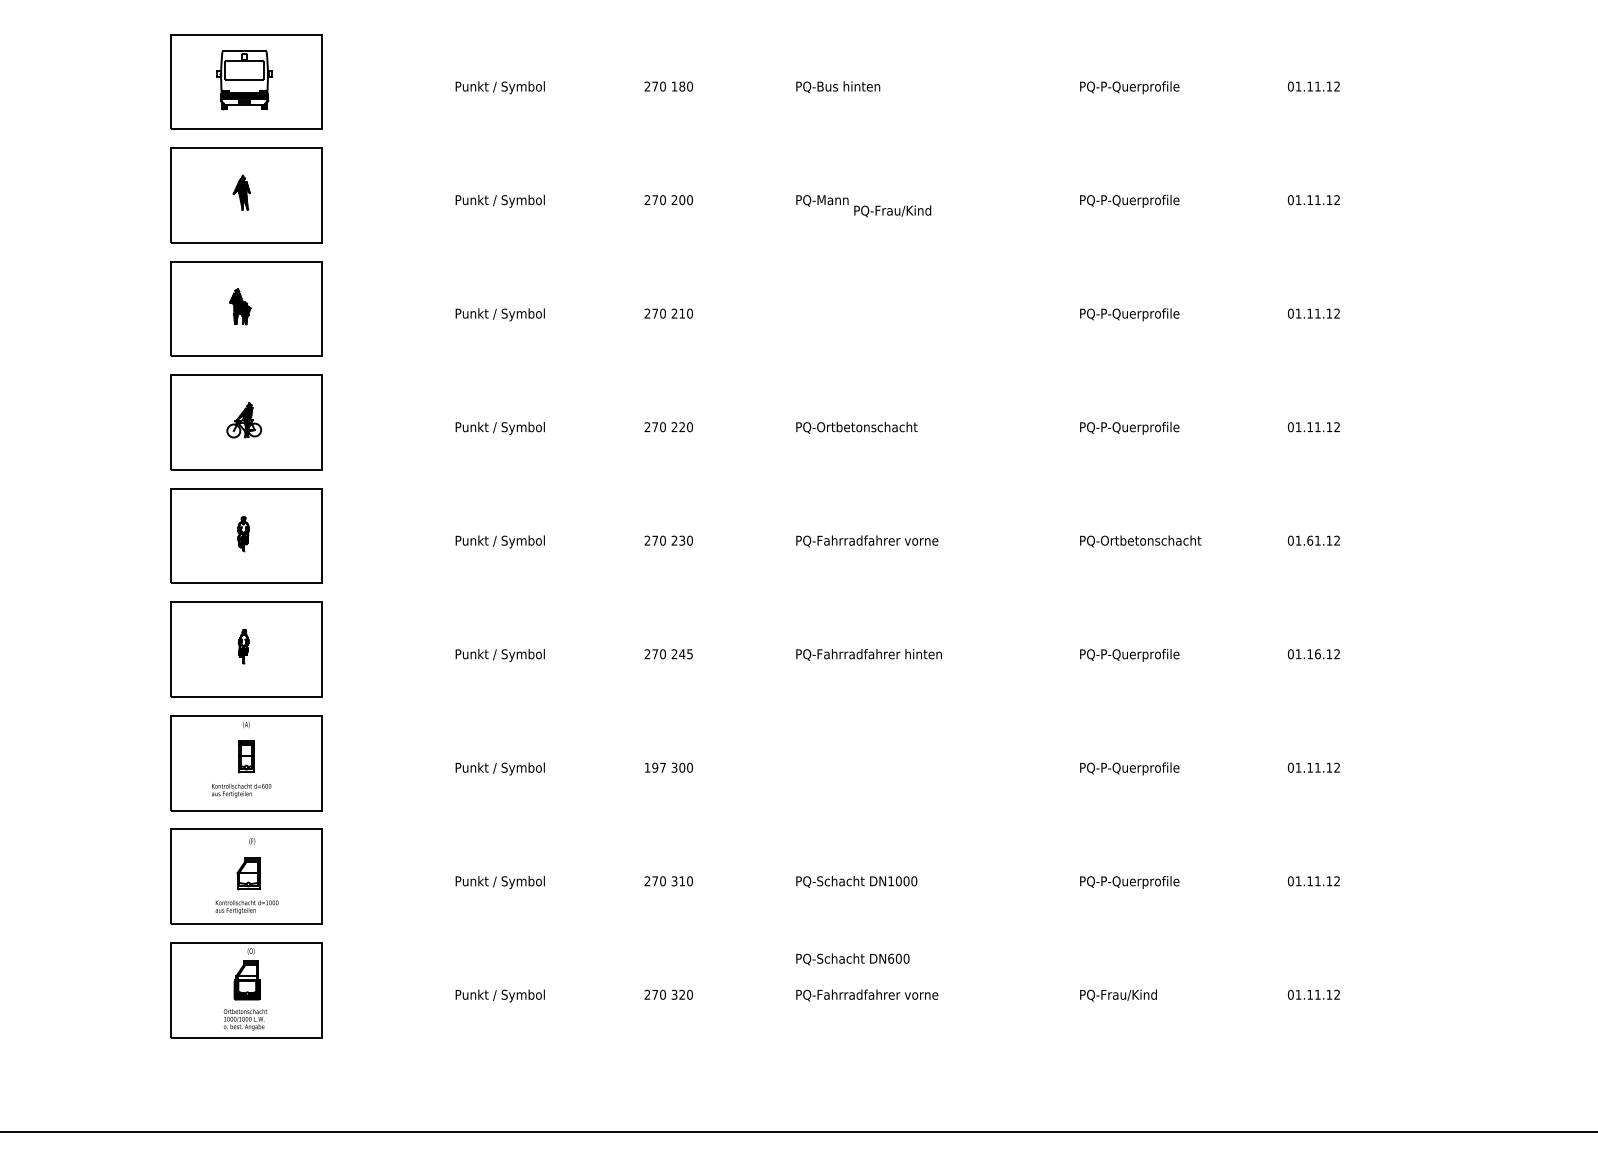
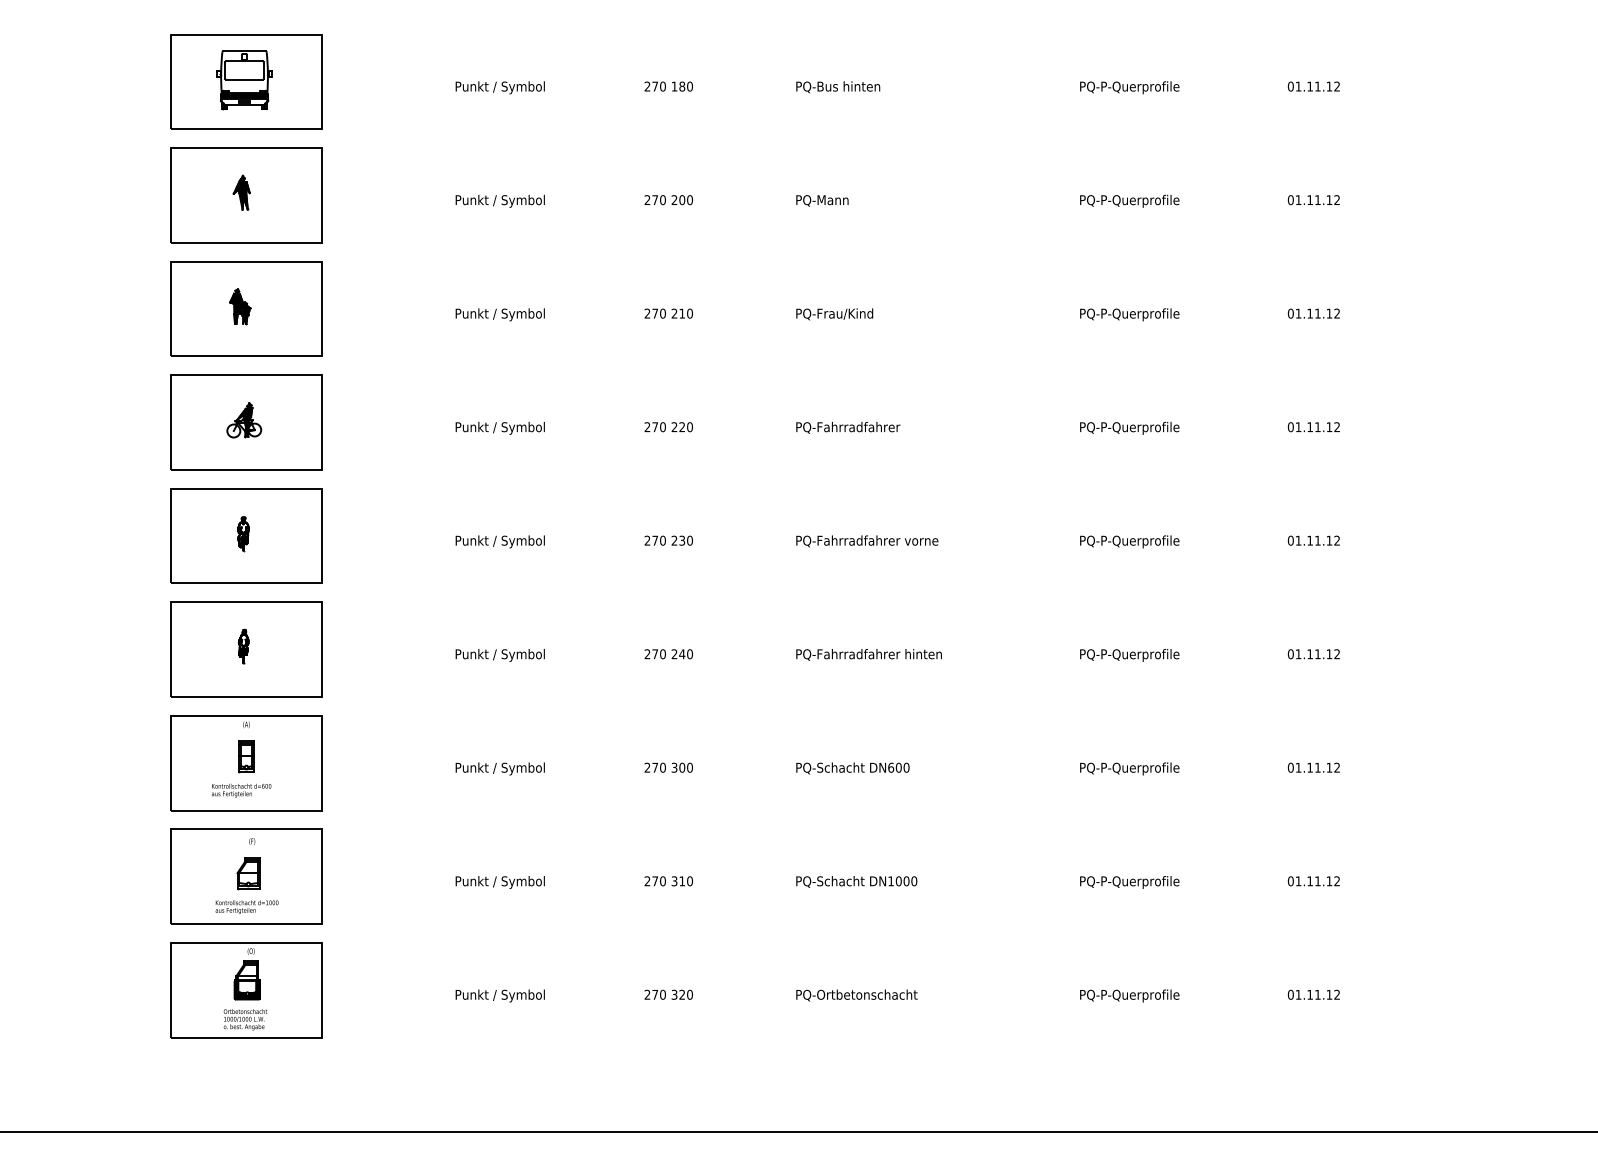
text position: (892, 211) -> (834, 314) (834, 314)
text: PQ-Ortbetonschacht -> PQ-Fahrradfahrer (867, 426)
text: 01.61.12 -> 01.11.12 (1310, 540)
text: PQ-Ortbetonschacht -> PQ-P-Querprofile (1150, 541)
text: 245 -> 240 (689, 654)
text: 01.16.12 -> 01.11.12 (1317, 654)
text: 197 -> 270 (654, 767)
text position: (852, 959) -> (852, 768) (852, 768)
text: PQ-Fahrradfahrer vorne -> PQ-Ortbetonschacht (877, 994)
text: PQ-Frau/Kind -> PQ-P-Querprofile (1140, 995)
